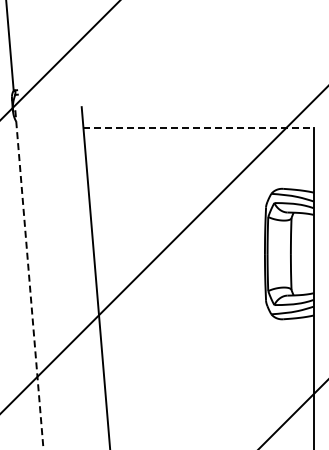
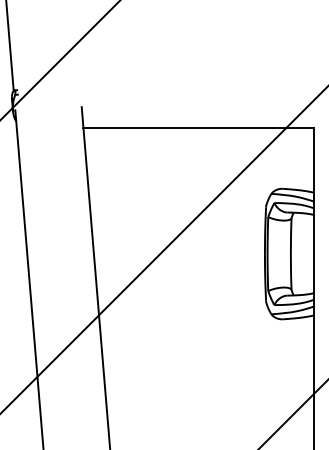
line: dashed -> solid (199, 127)
line: dashed -> solid (29, 280)
